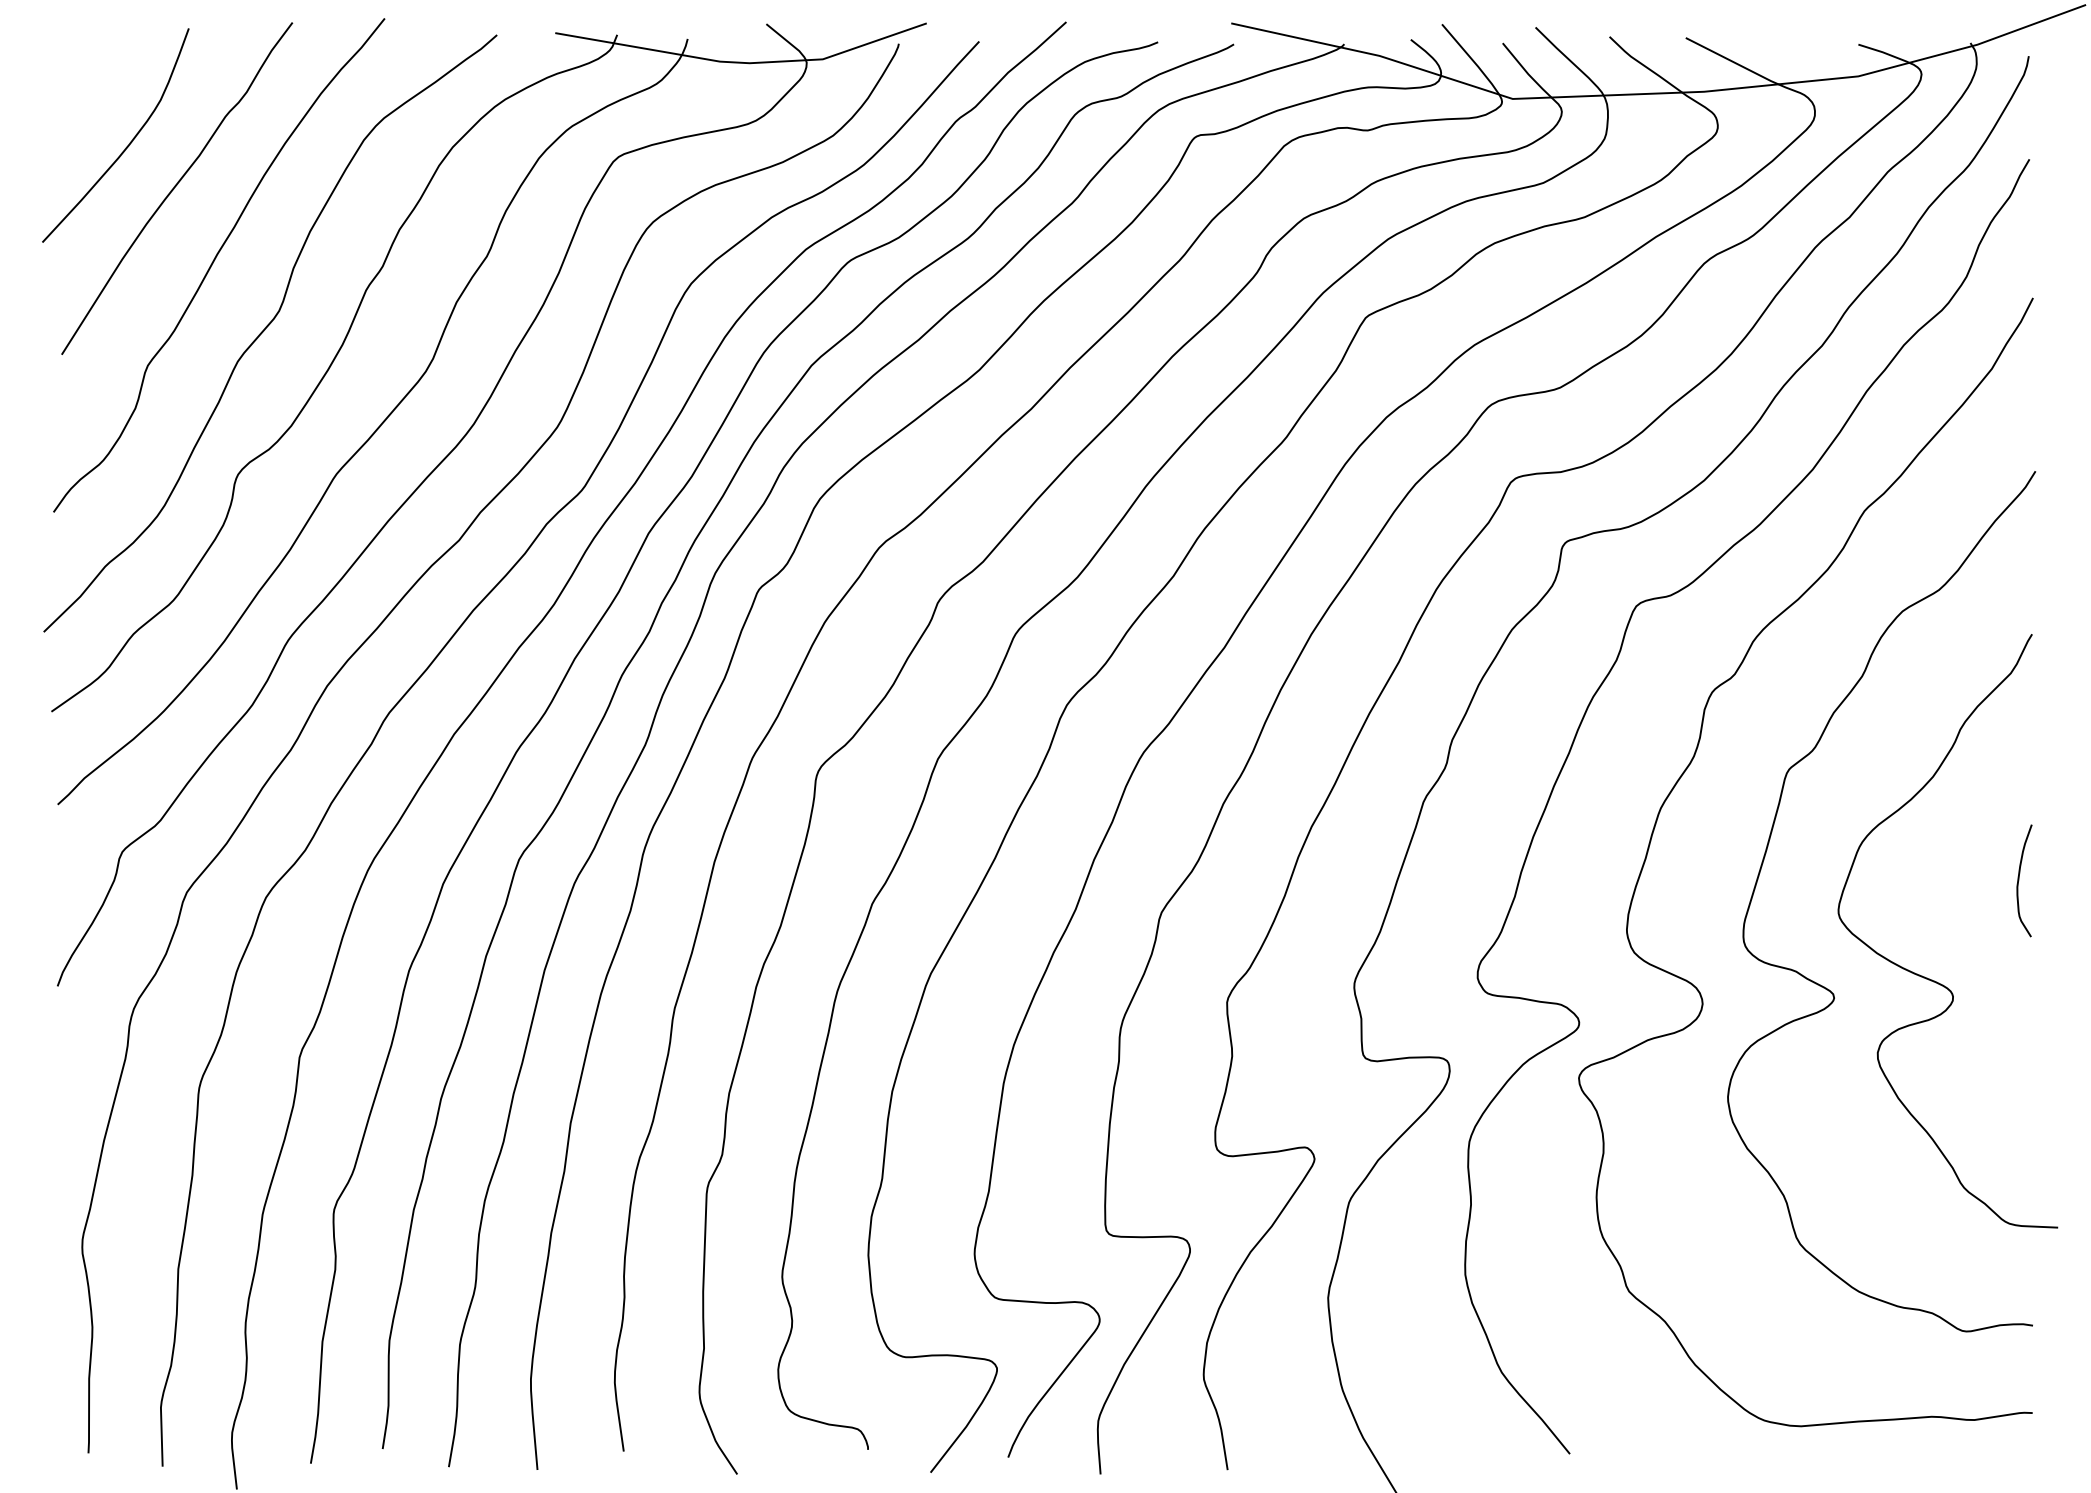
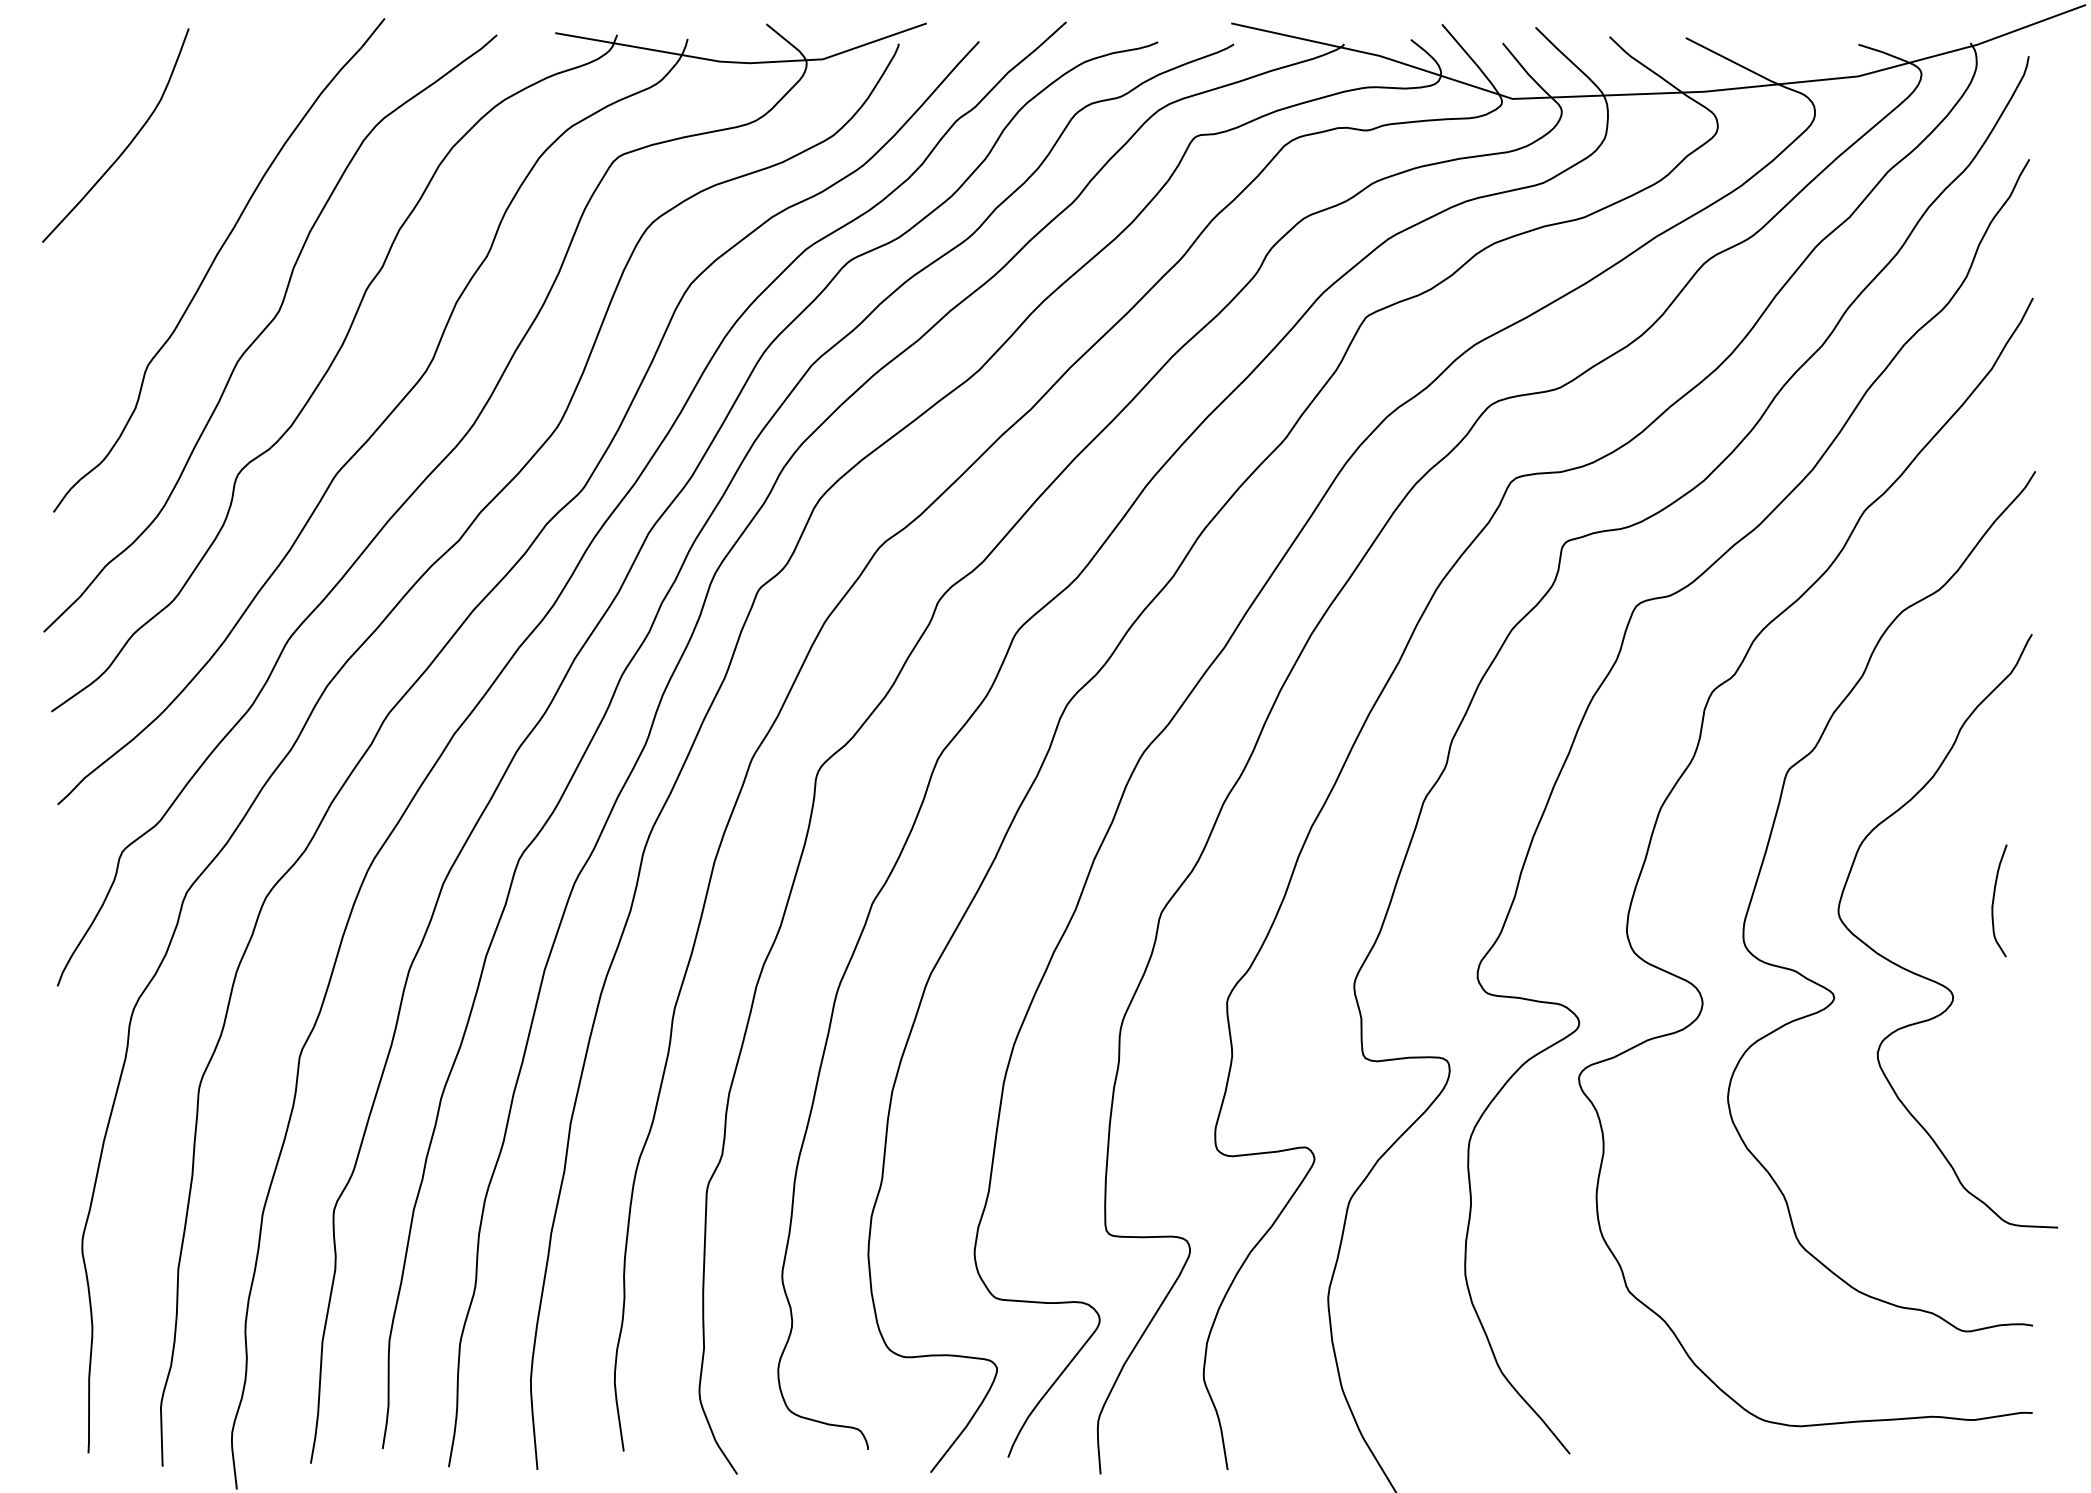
curve: present -> none (176, 186)
curve position: (2019, 880) -> (1994, 900) (1994, 900)
